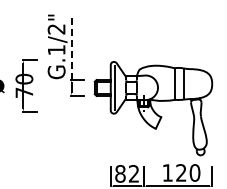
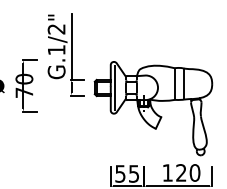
line: dashed -> solid (71, 47)
text: 82 -> 55 (126, 173)
